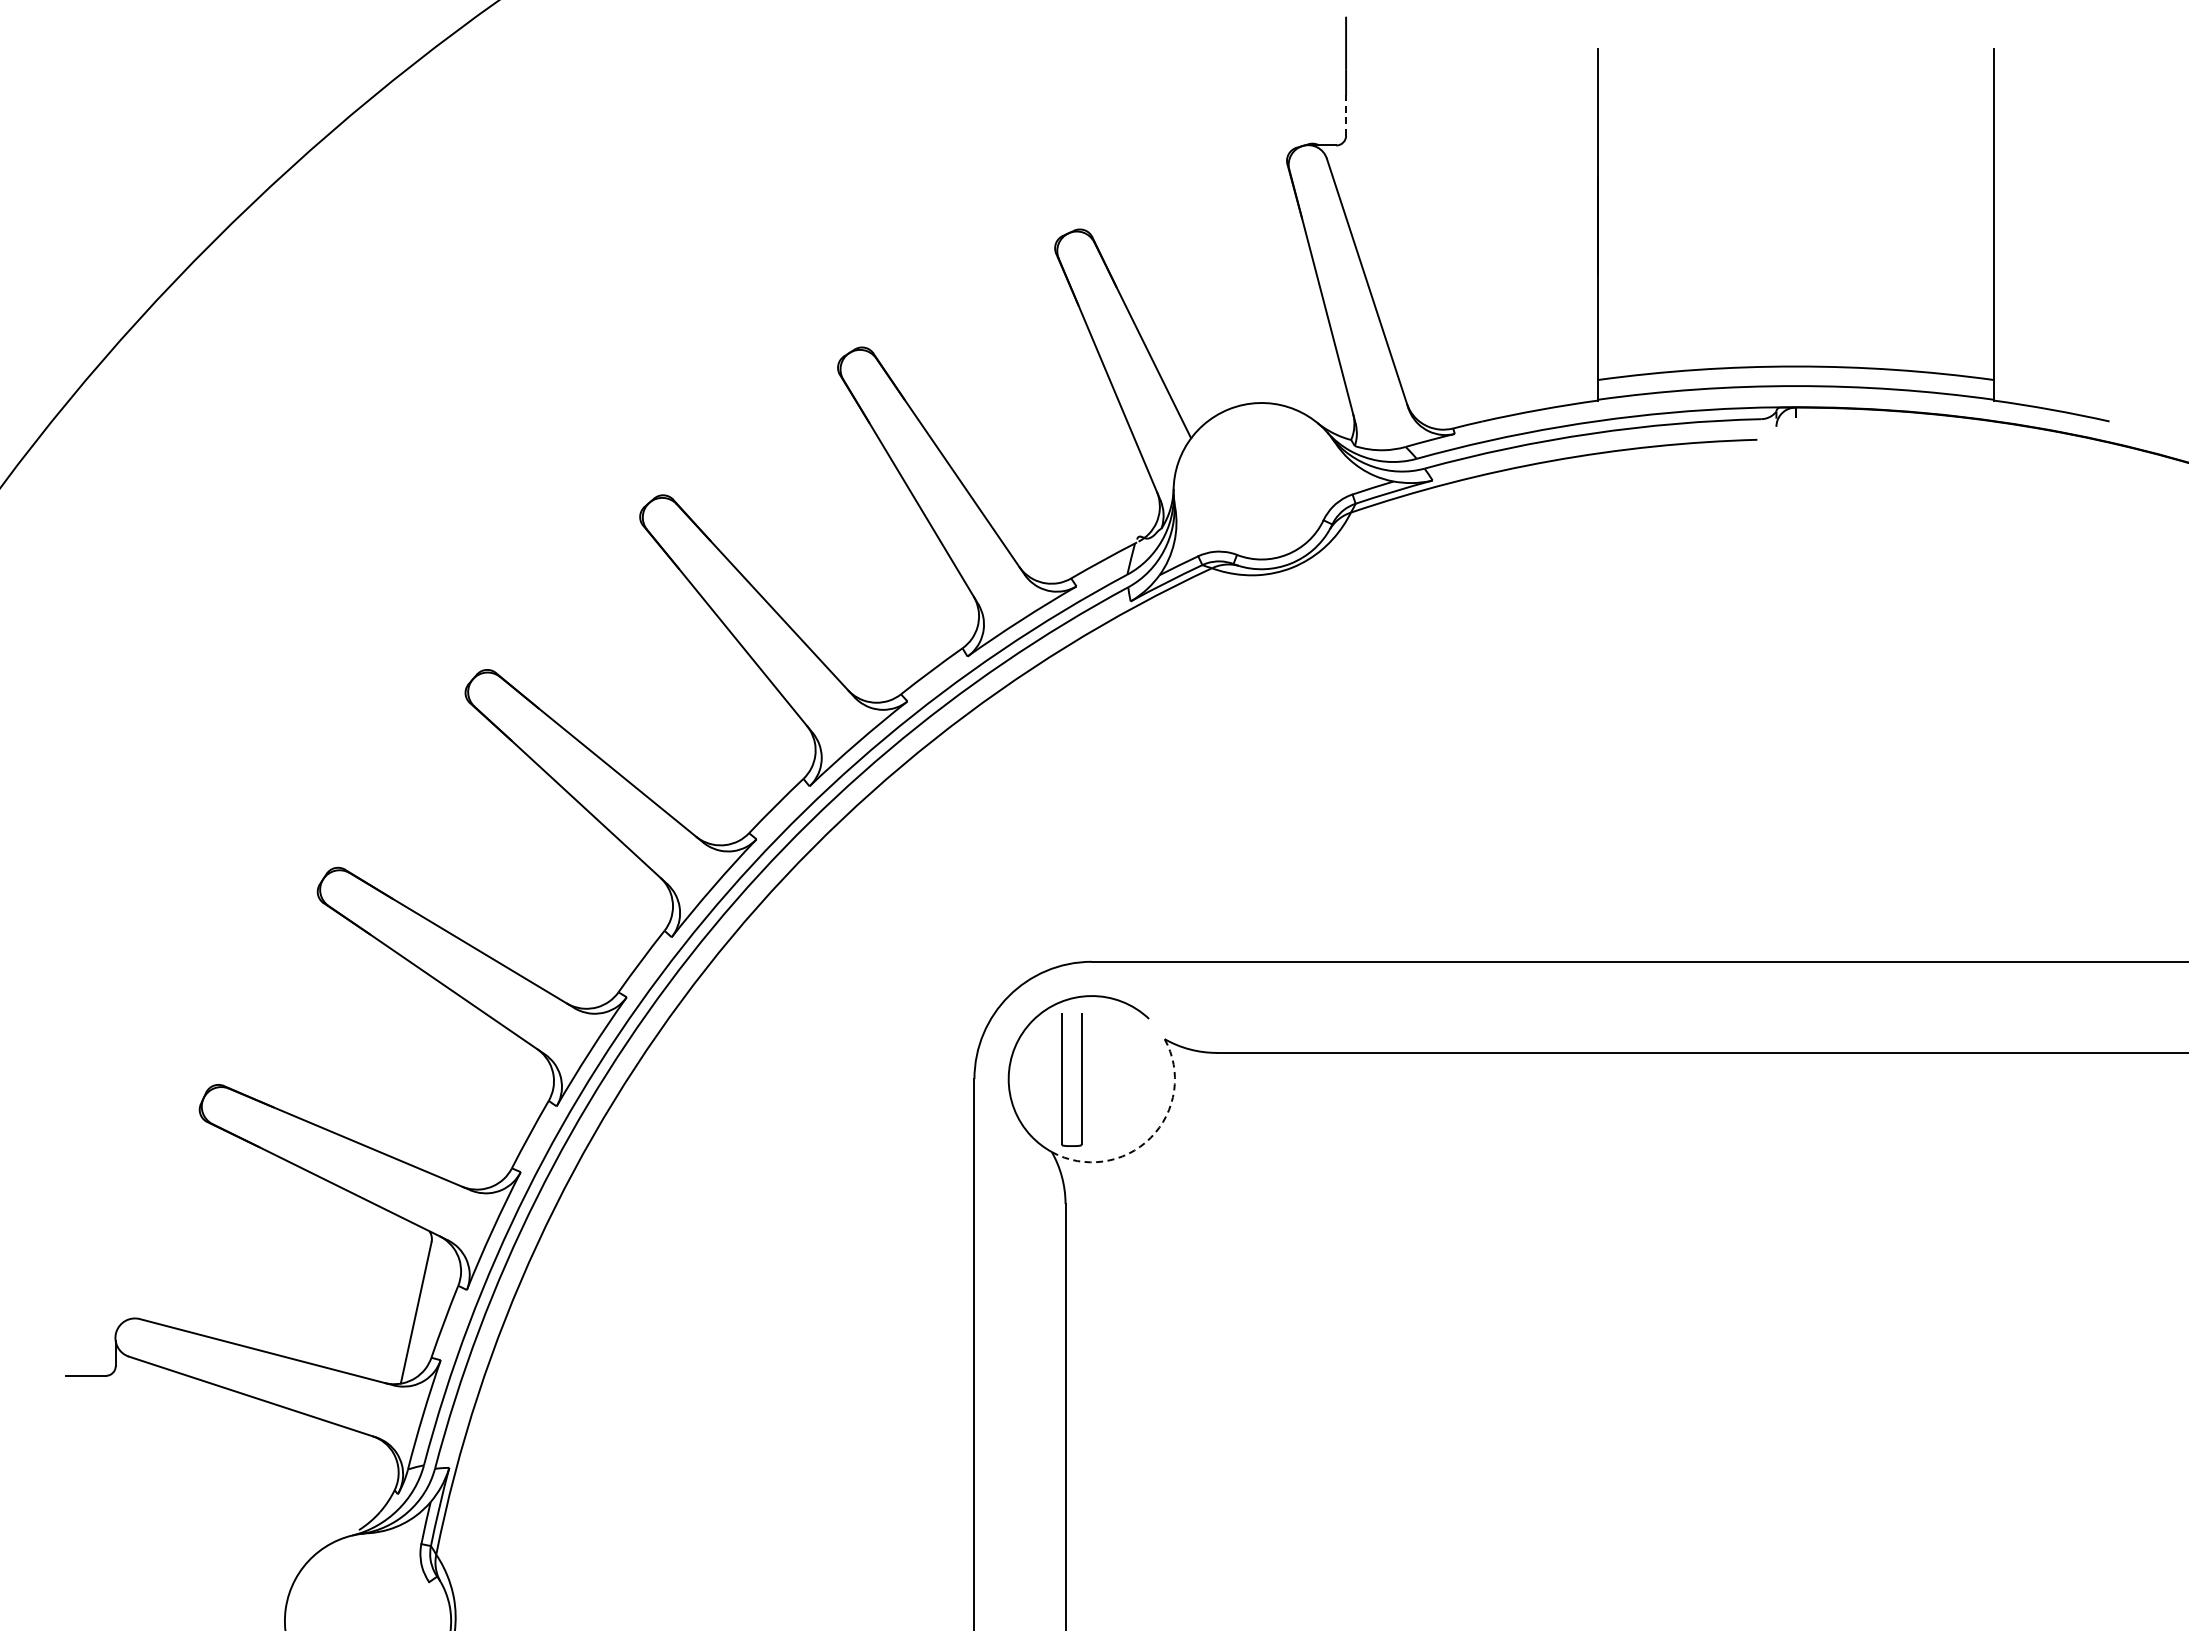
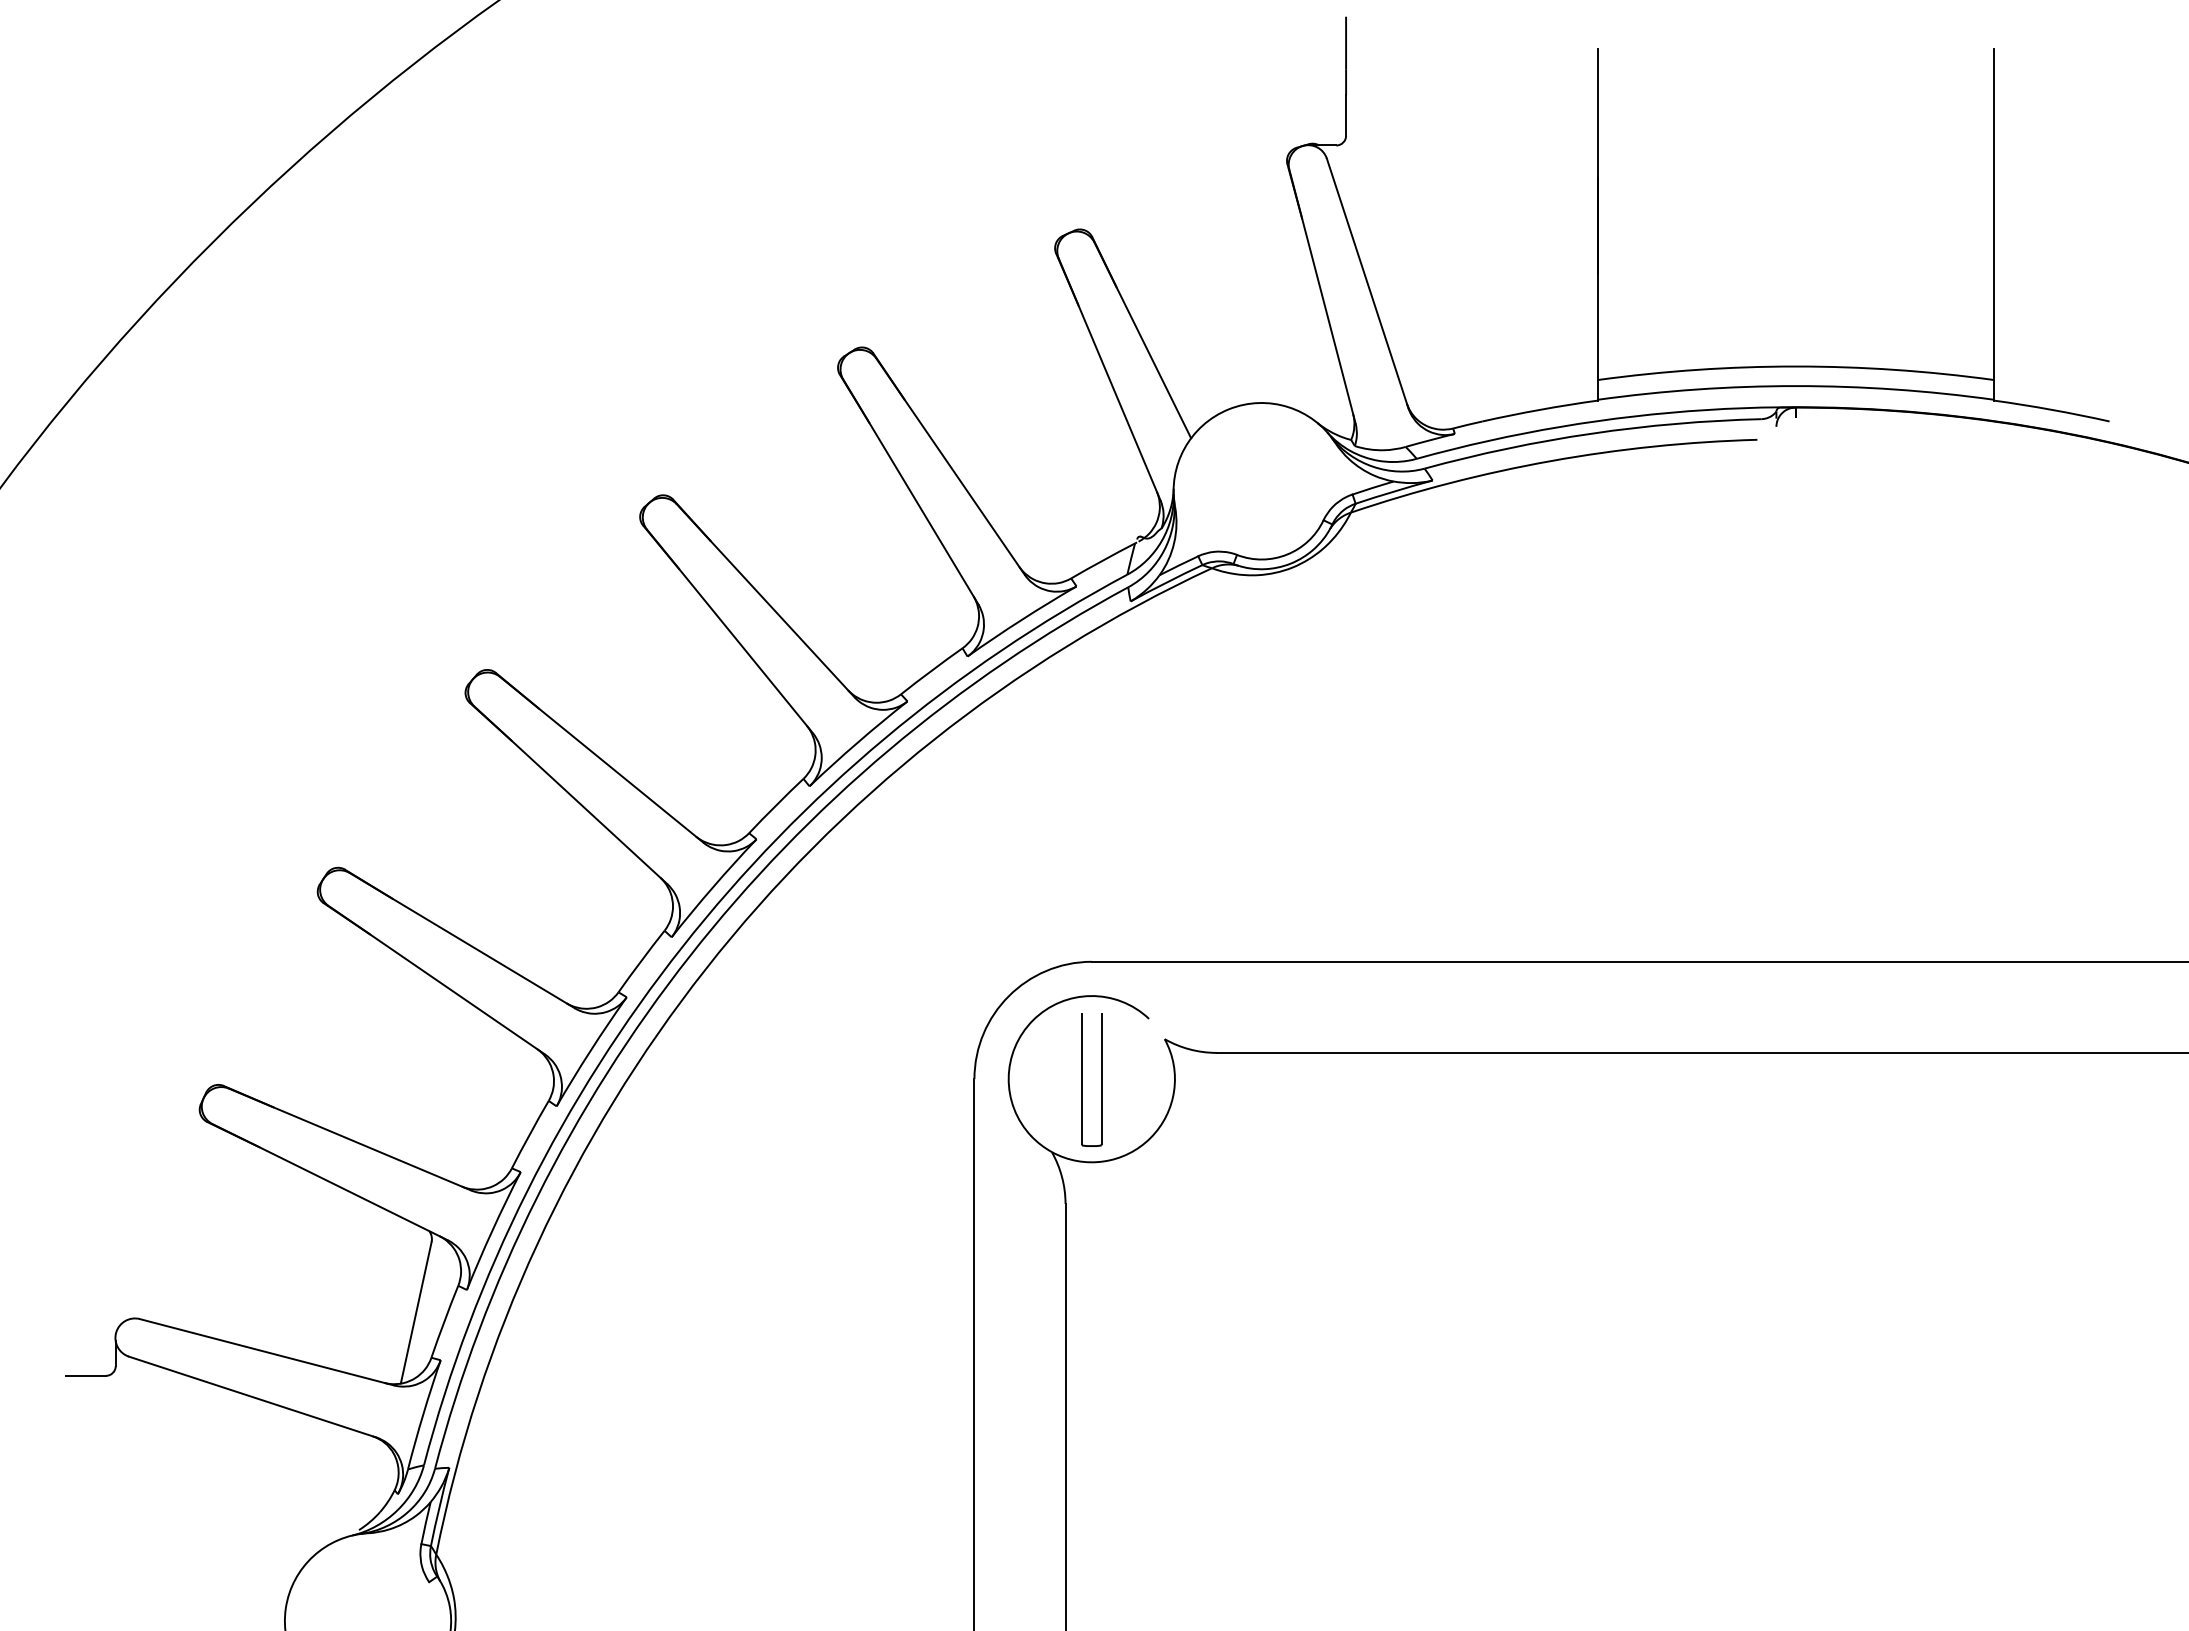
line: dashed -> solid (1346, 115)
part position: (1062, 1079) -> (1082, 1079) (1082, 1079)
arc: dashed -> solid (1150, 1137)
